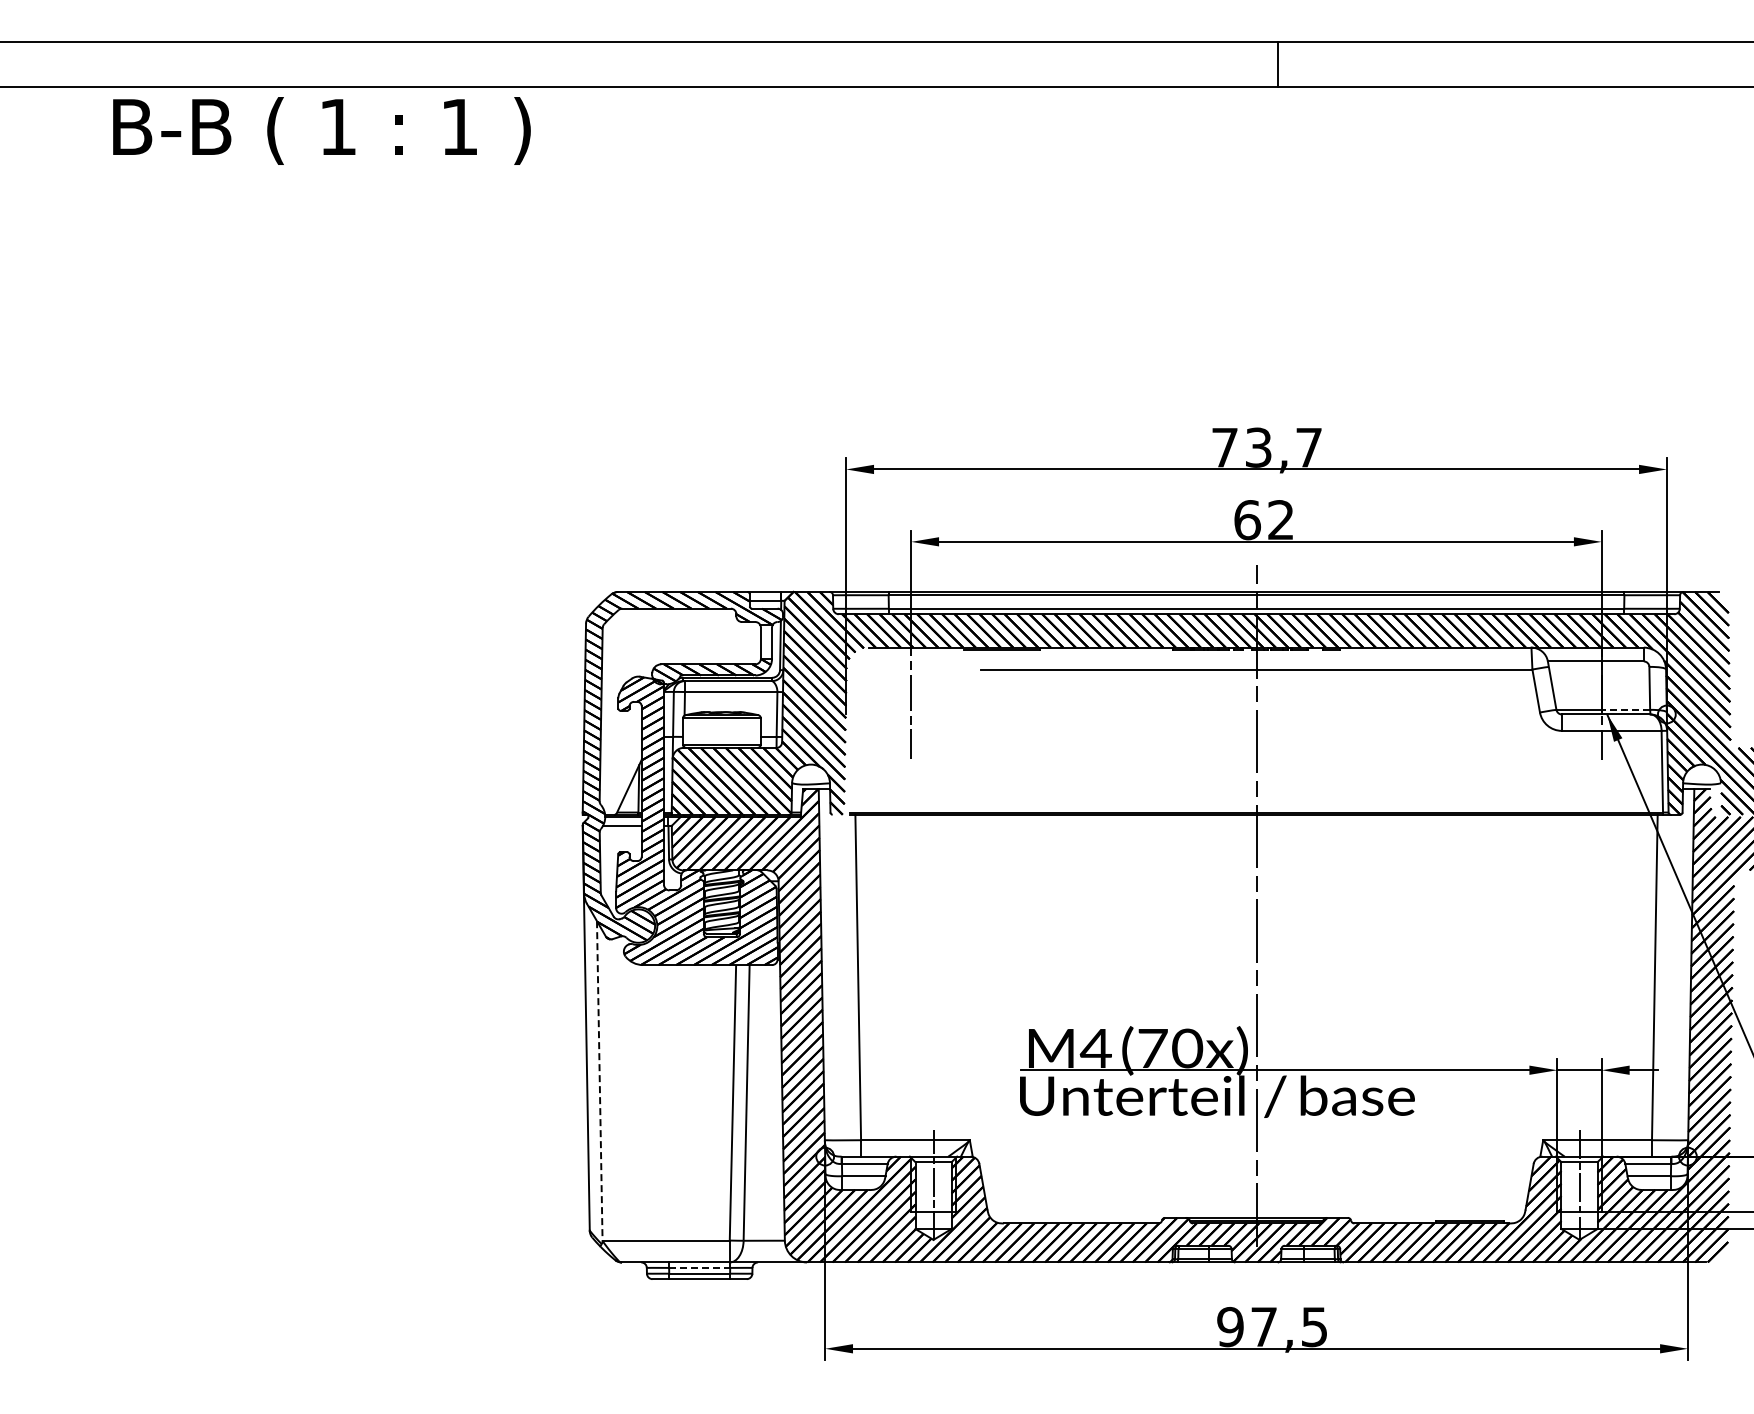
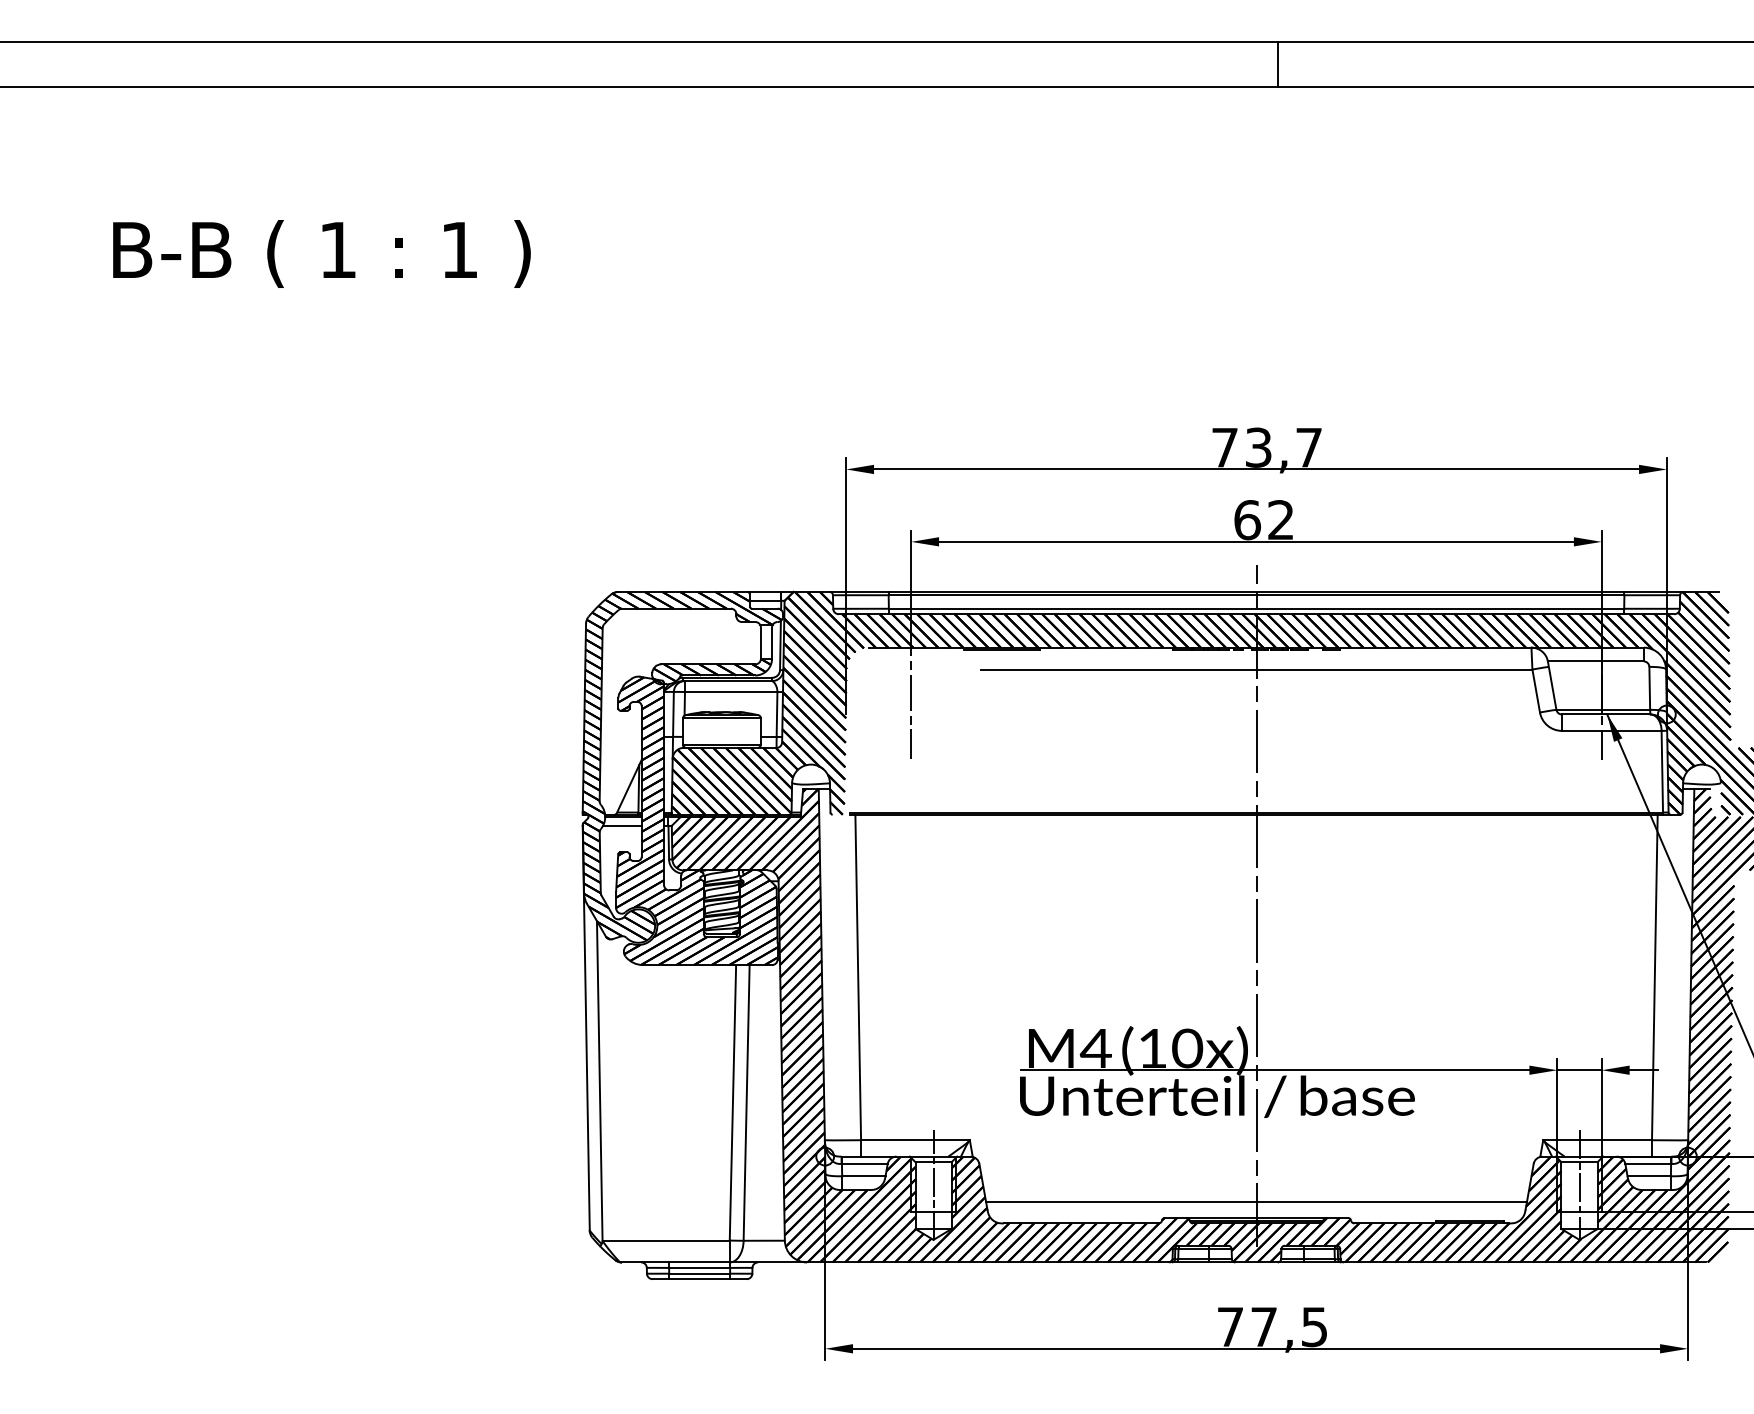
text position: (321, 130) -> (321, 253) (321, 253)
line: dashed -> solid (1625, 709)
text: (70x) -> (10x) (1152, 1048)
line: dashed -> solid (599, 1080)
line: none -> present (1256, 1201)
line: dashed -> solid (699, 1267)
text: 97,5 -> 77,5 (1230, 1326)
